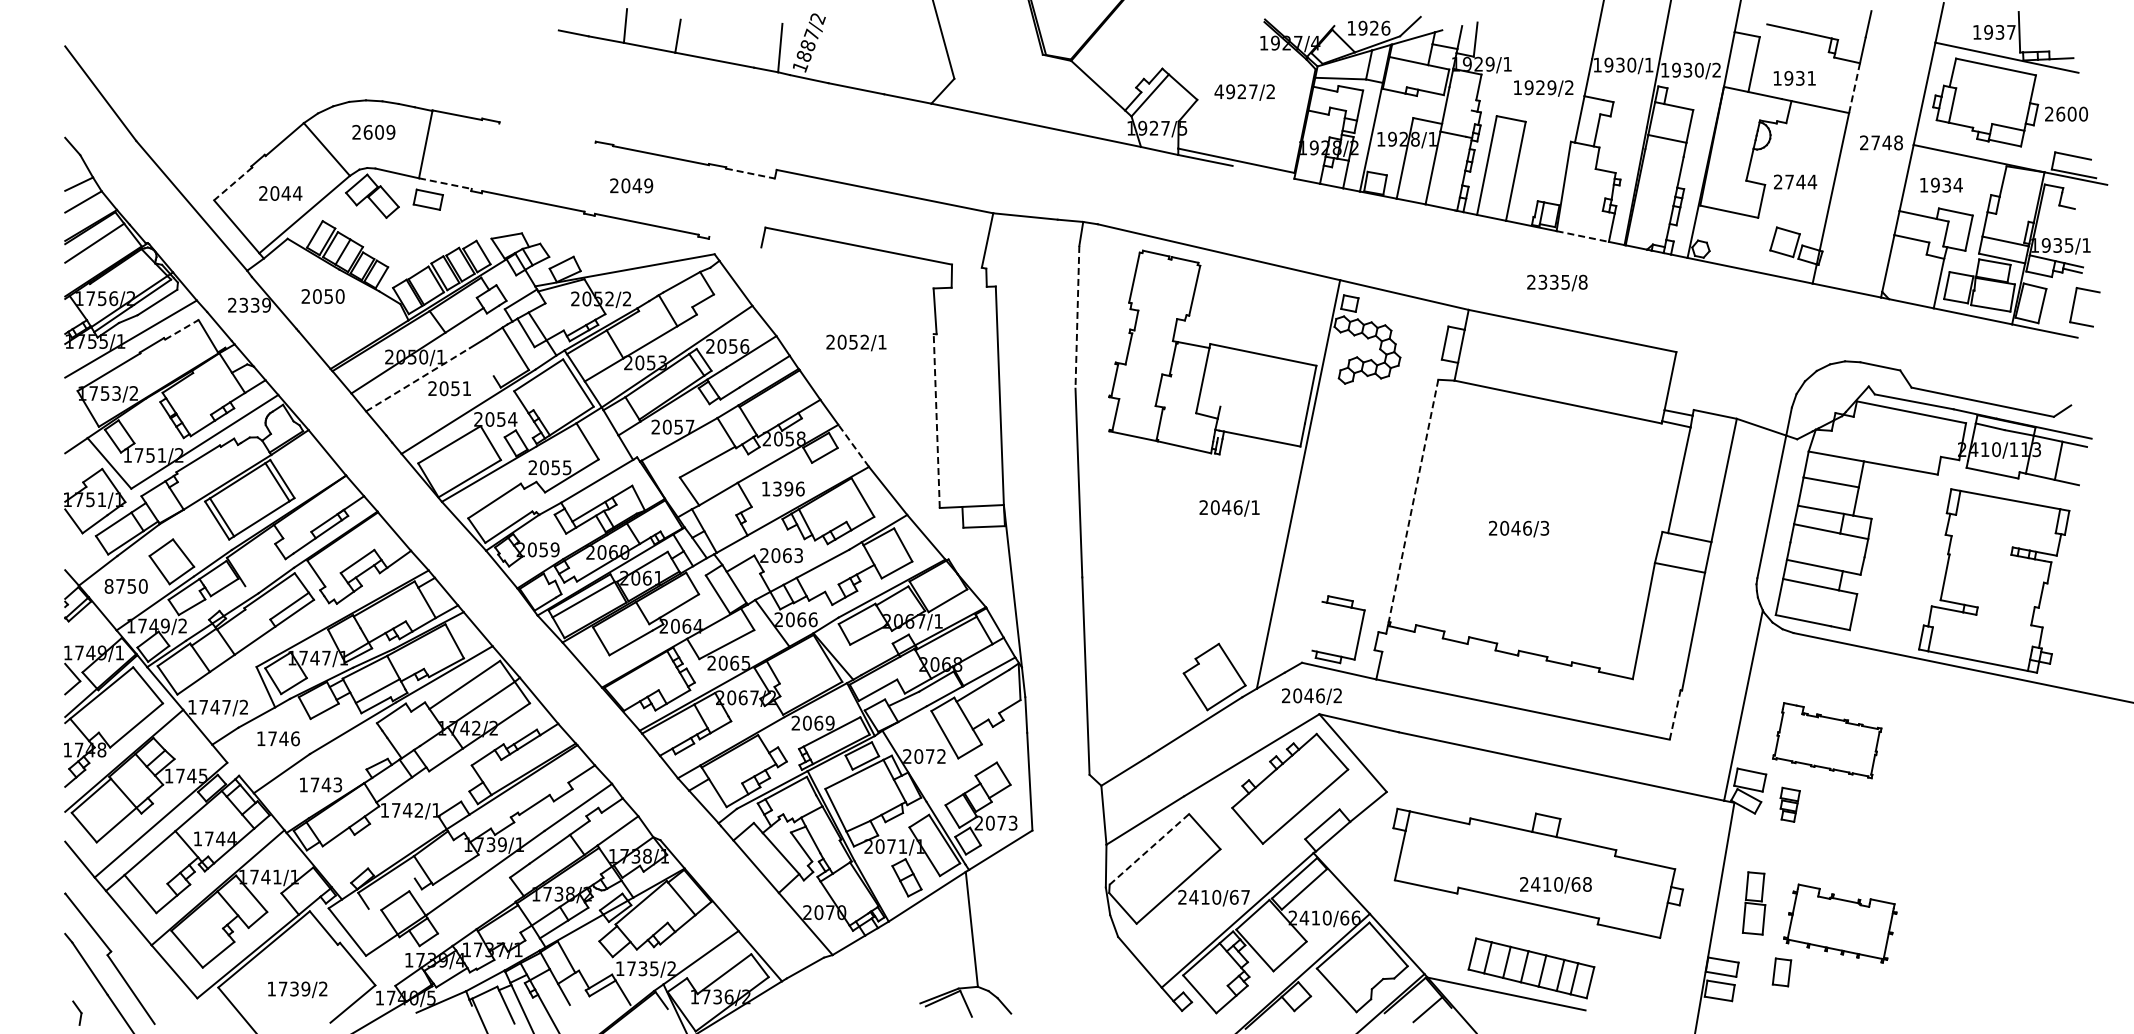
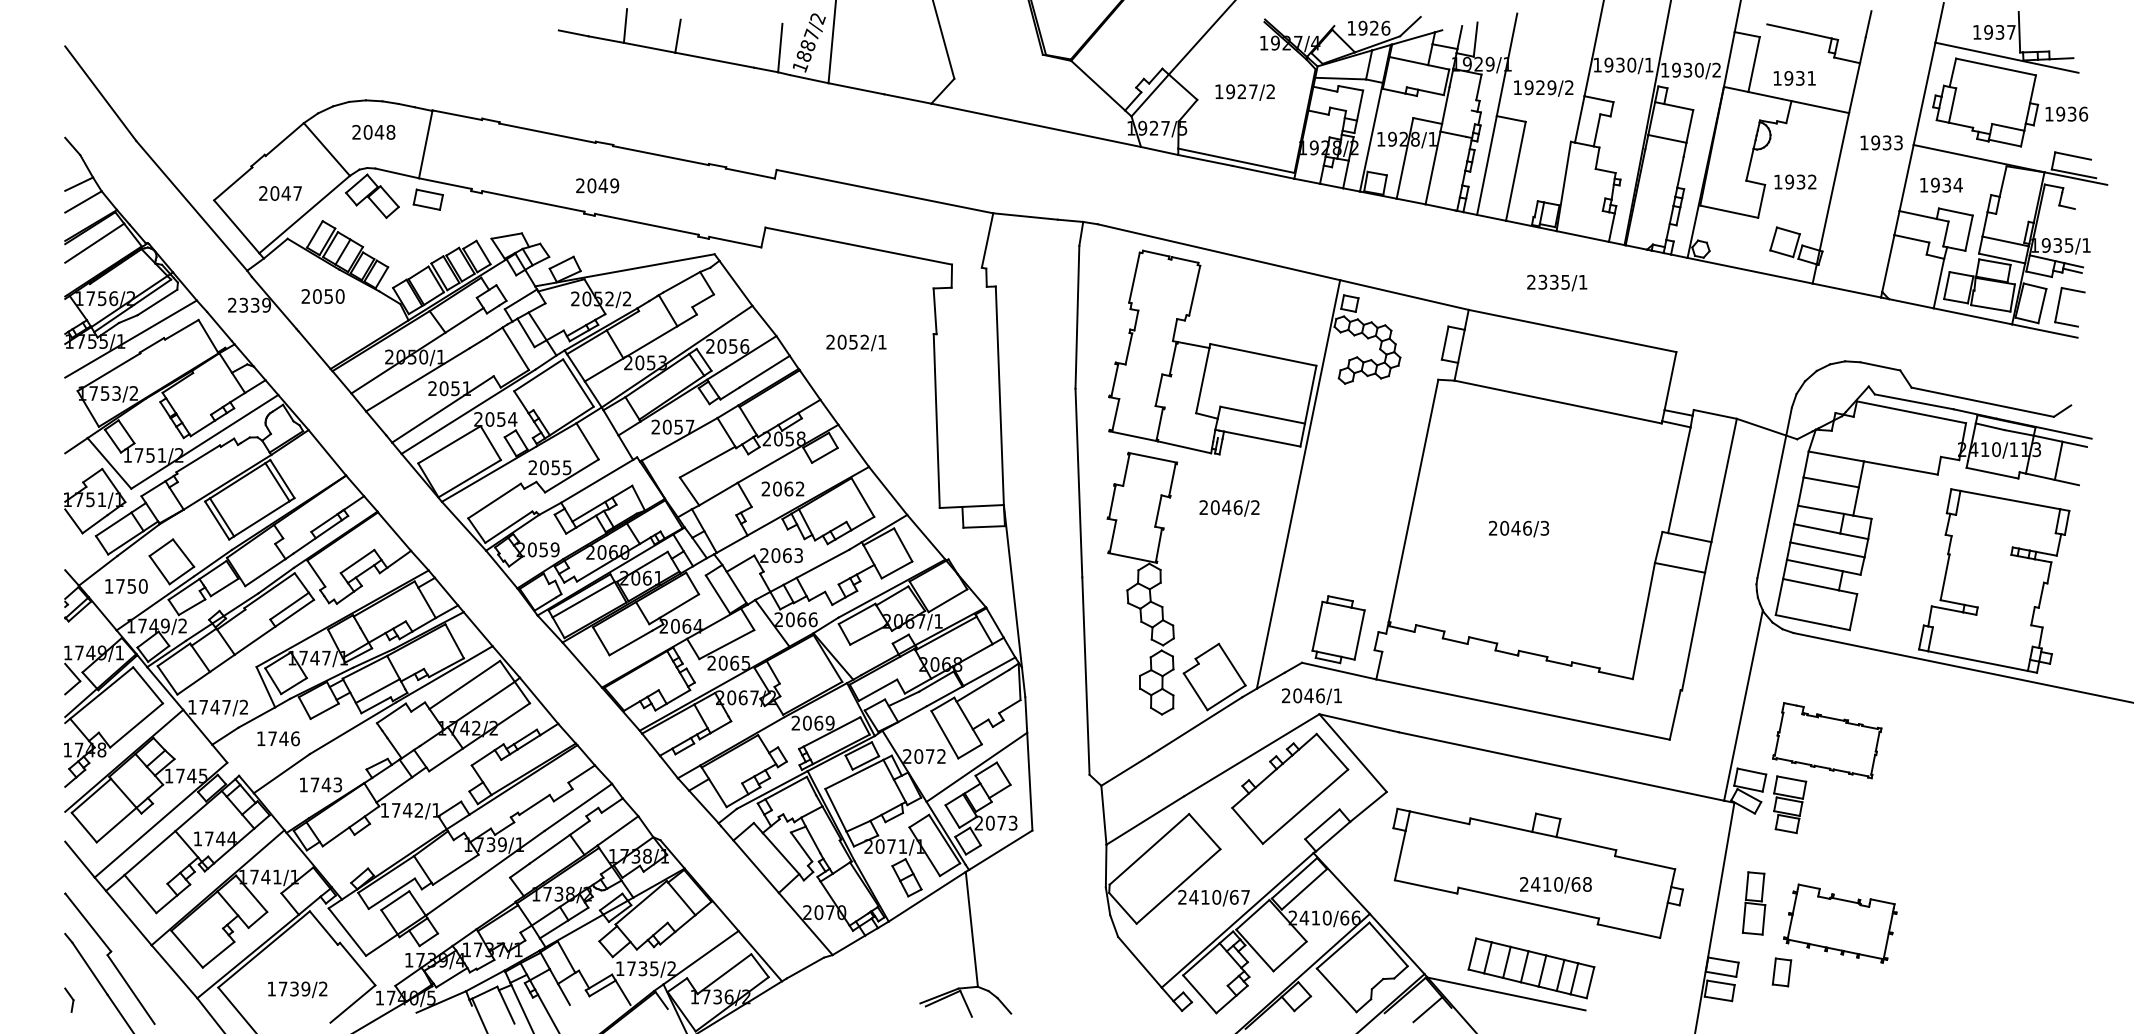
line: none -> present (1200, 38)
line: none -> present (831, 42)
line: none -> present (1506, 64)
line: dashed -> solid (1854, 88)
text: 4927/2 -> 1927/2 (1218, 91)
text: 2600 -> 1936 (2066, 113)
text: 2609 -> 2048 (379, 131)
line: none -> present (547, 132)
text: 2748 -> 1933 (1881, 142)
line: none -> present (1263, 171)
line: dashed -> solid (750, 173)
text: 2744 -> 1932 (1795, 181)
line: dashed -> solid (445, 183)
line: dashed -> solid (232, 184)
text position: (631, 185) -> (597, 185) (597, 185)
text: 2044 -> 2047 (297, 193)
line: dashed -> solid (1582, 236)
line: none -> present (735, 241)
text: 2335/8 -> 2335/1 (1582, 281)
part position: (2074, 306) -> (2059, 306) (2059, 306)
line: dashed -> solid (1077, 317)
line: dashed -> solid (182, 329)
line: dashed -> solid (417, 379)
line: none -> present (442, 409)
line: none -> present (1262, 414)
line: dashed -> solid (936, 420)
line: dashed -> solid (853, 445)
text: 1396 -> 2062 (782, 488)
line: dashed -> solid (1413, 500)
text: 2046/1 -> 2046/2 (1255, 507)
line: none -> present (1827, 549)
line: none -> present (265, 572)
part: none -> present (1142, 583)
text: 8750 -> 1750 (108, 586)
line: none -> present (1317, 625)
text: 2046/2 -> 2046/1 (1337, 695)
line: dashed -> solid (1675, 714)
line: none -> present (976, 766)
part size: 22x37 px -> 35x60 px (1790, 804)
line: dashed -> solid (1149, 849)
line: none -> present (391, 893)
part position: (77, 1012) -> (69, 999) (69, 999)
line: none -> present (209, 1014)
